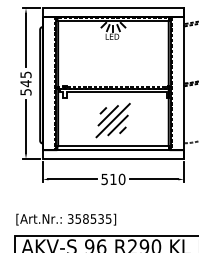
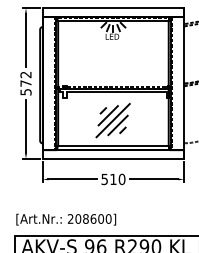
text: 545 -> 572 (25, 79)
text: 358535] -> 208600] (89, 218)
